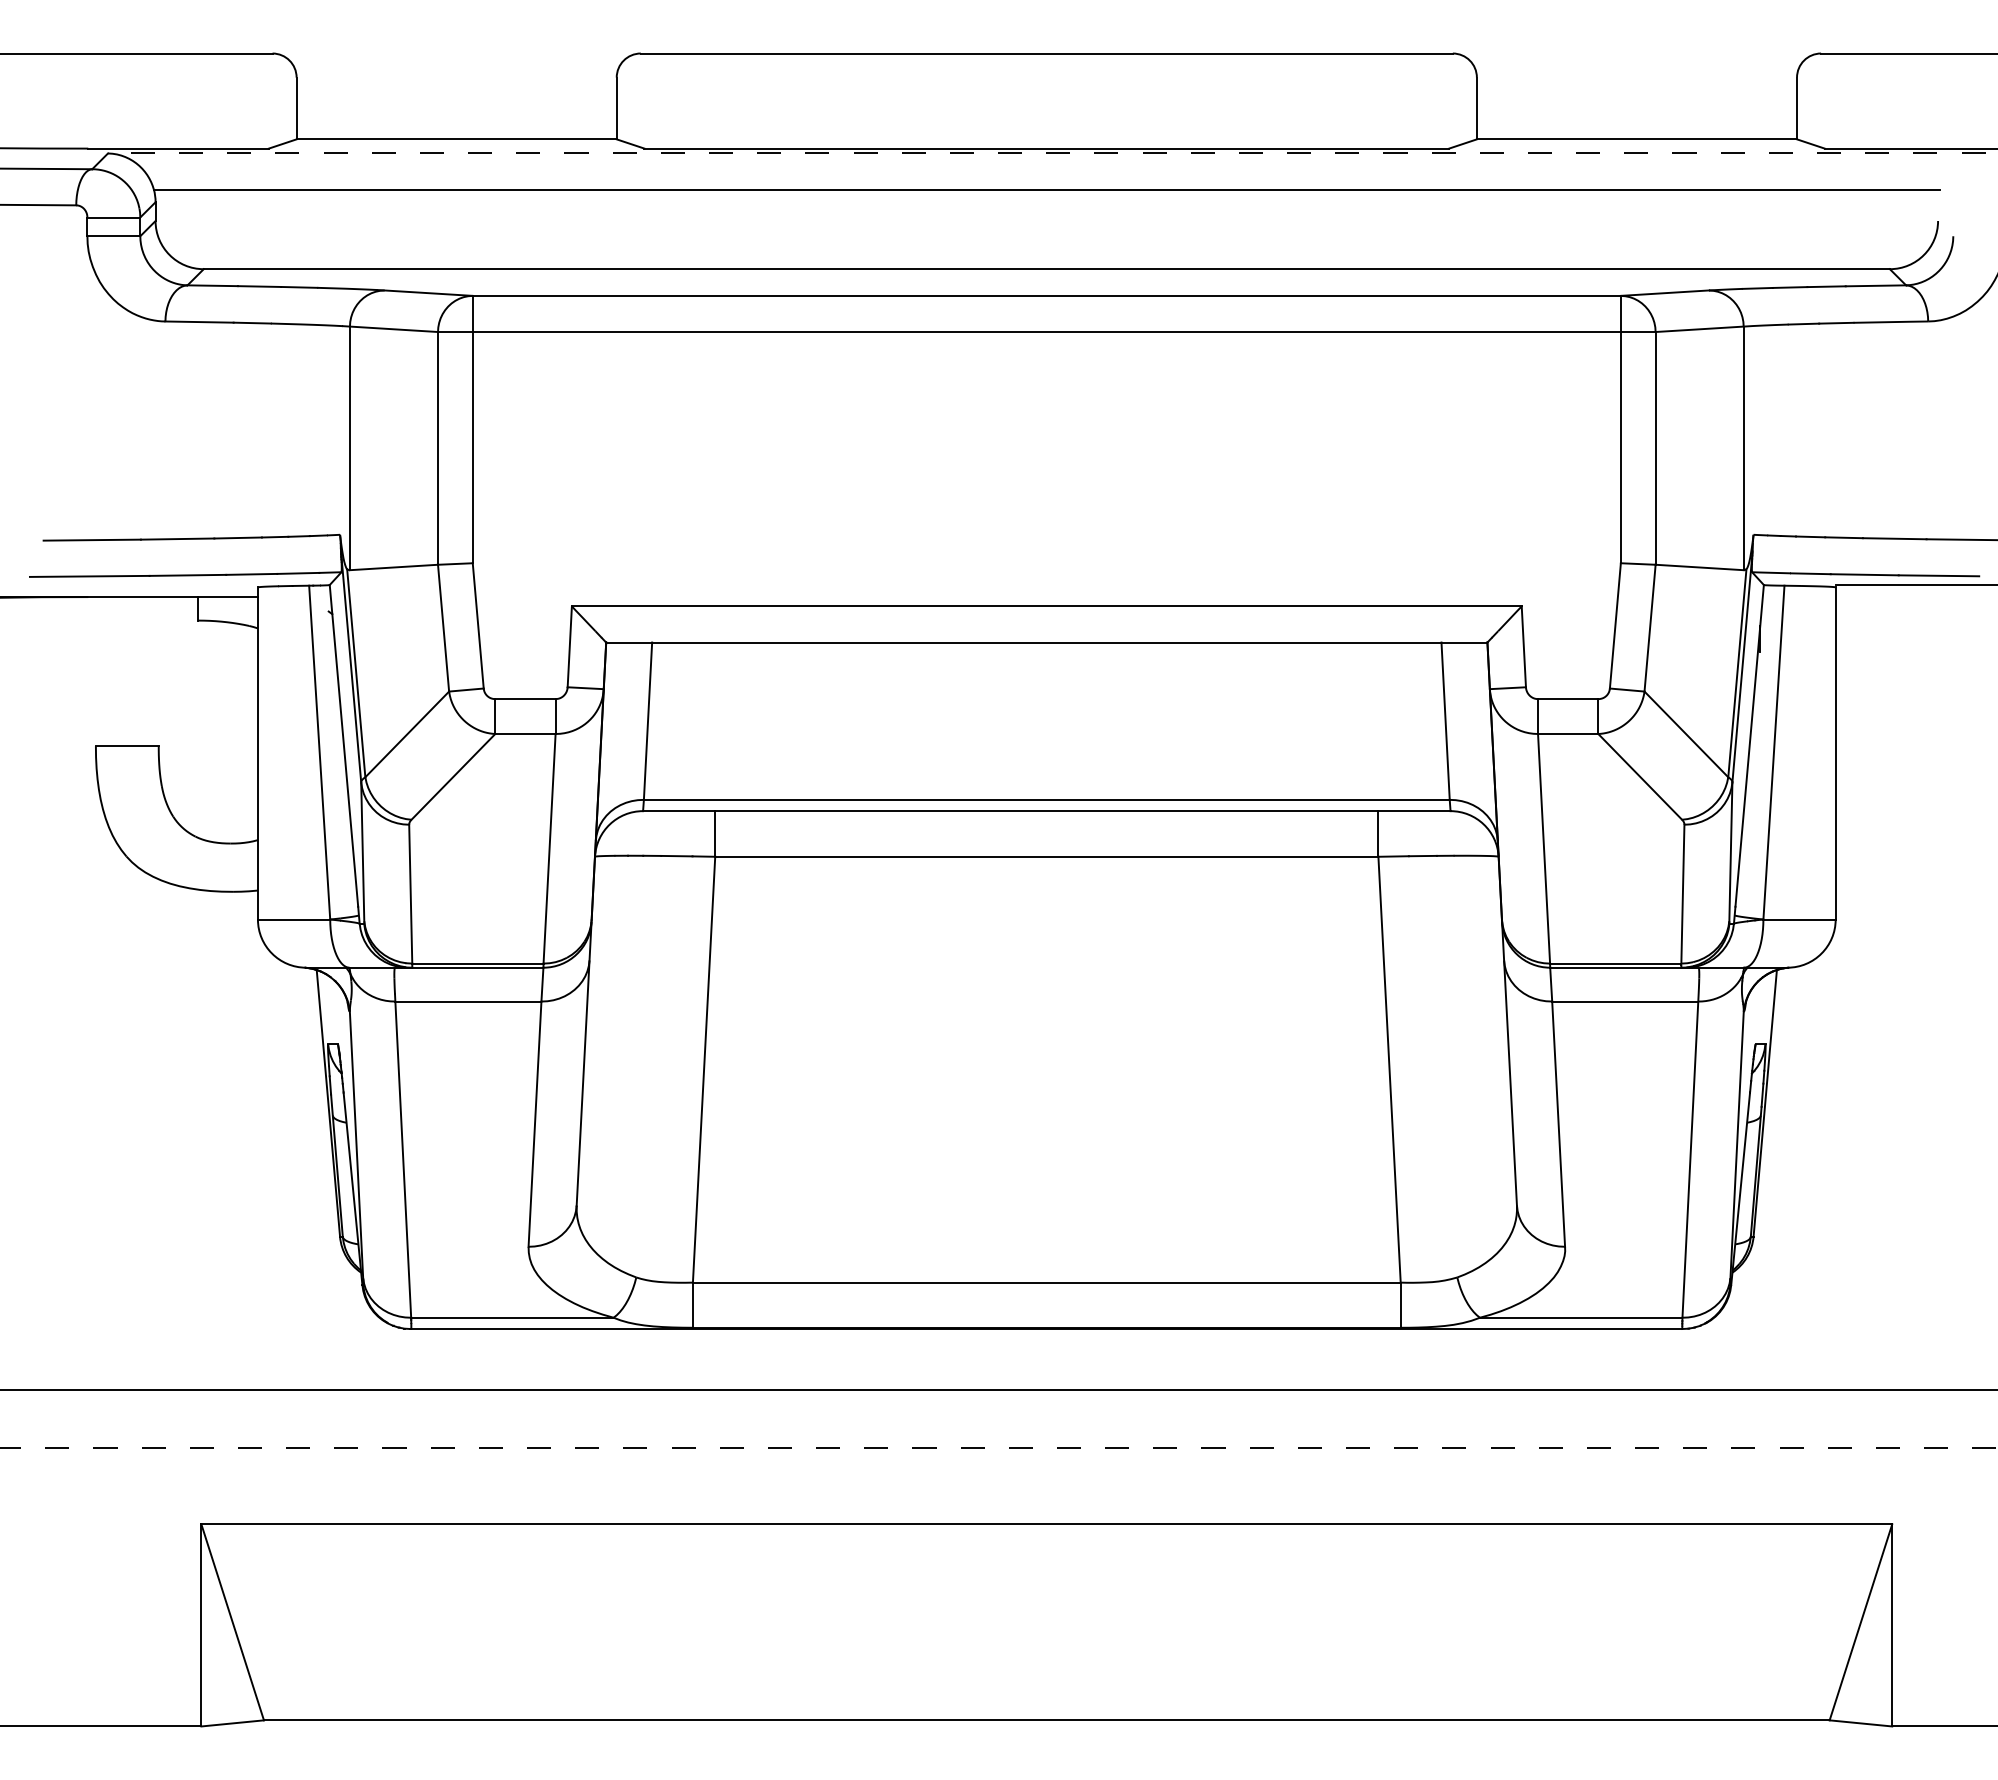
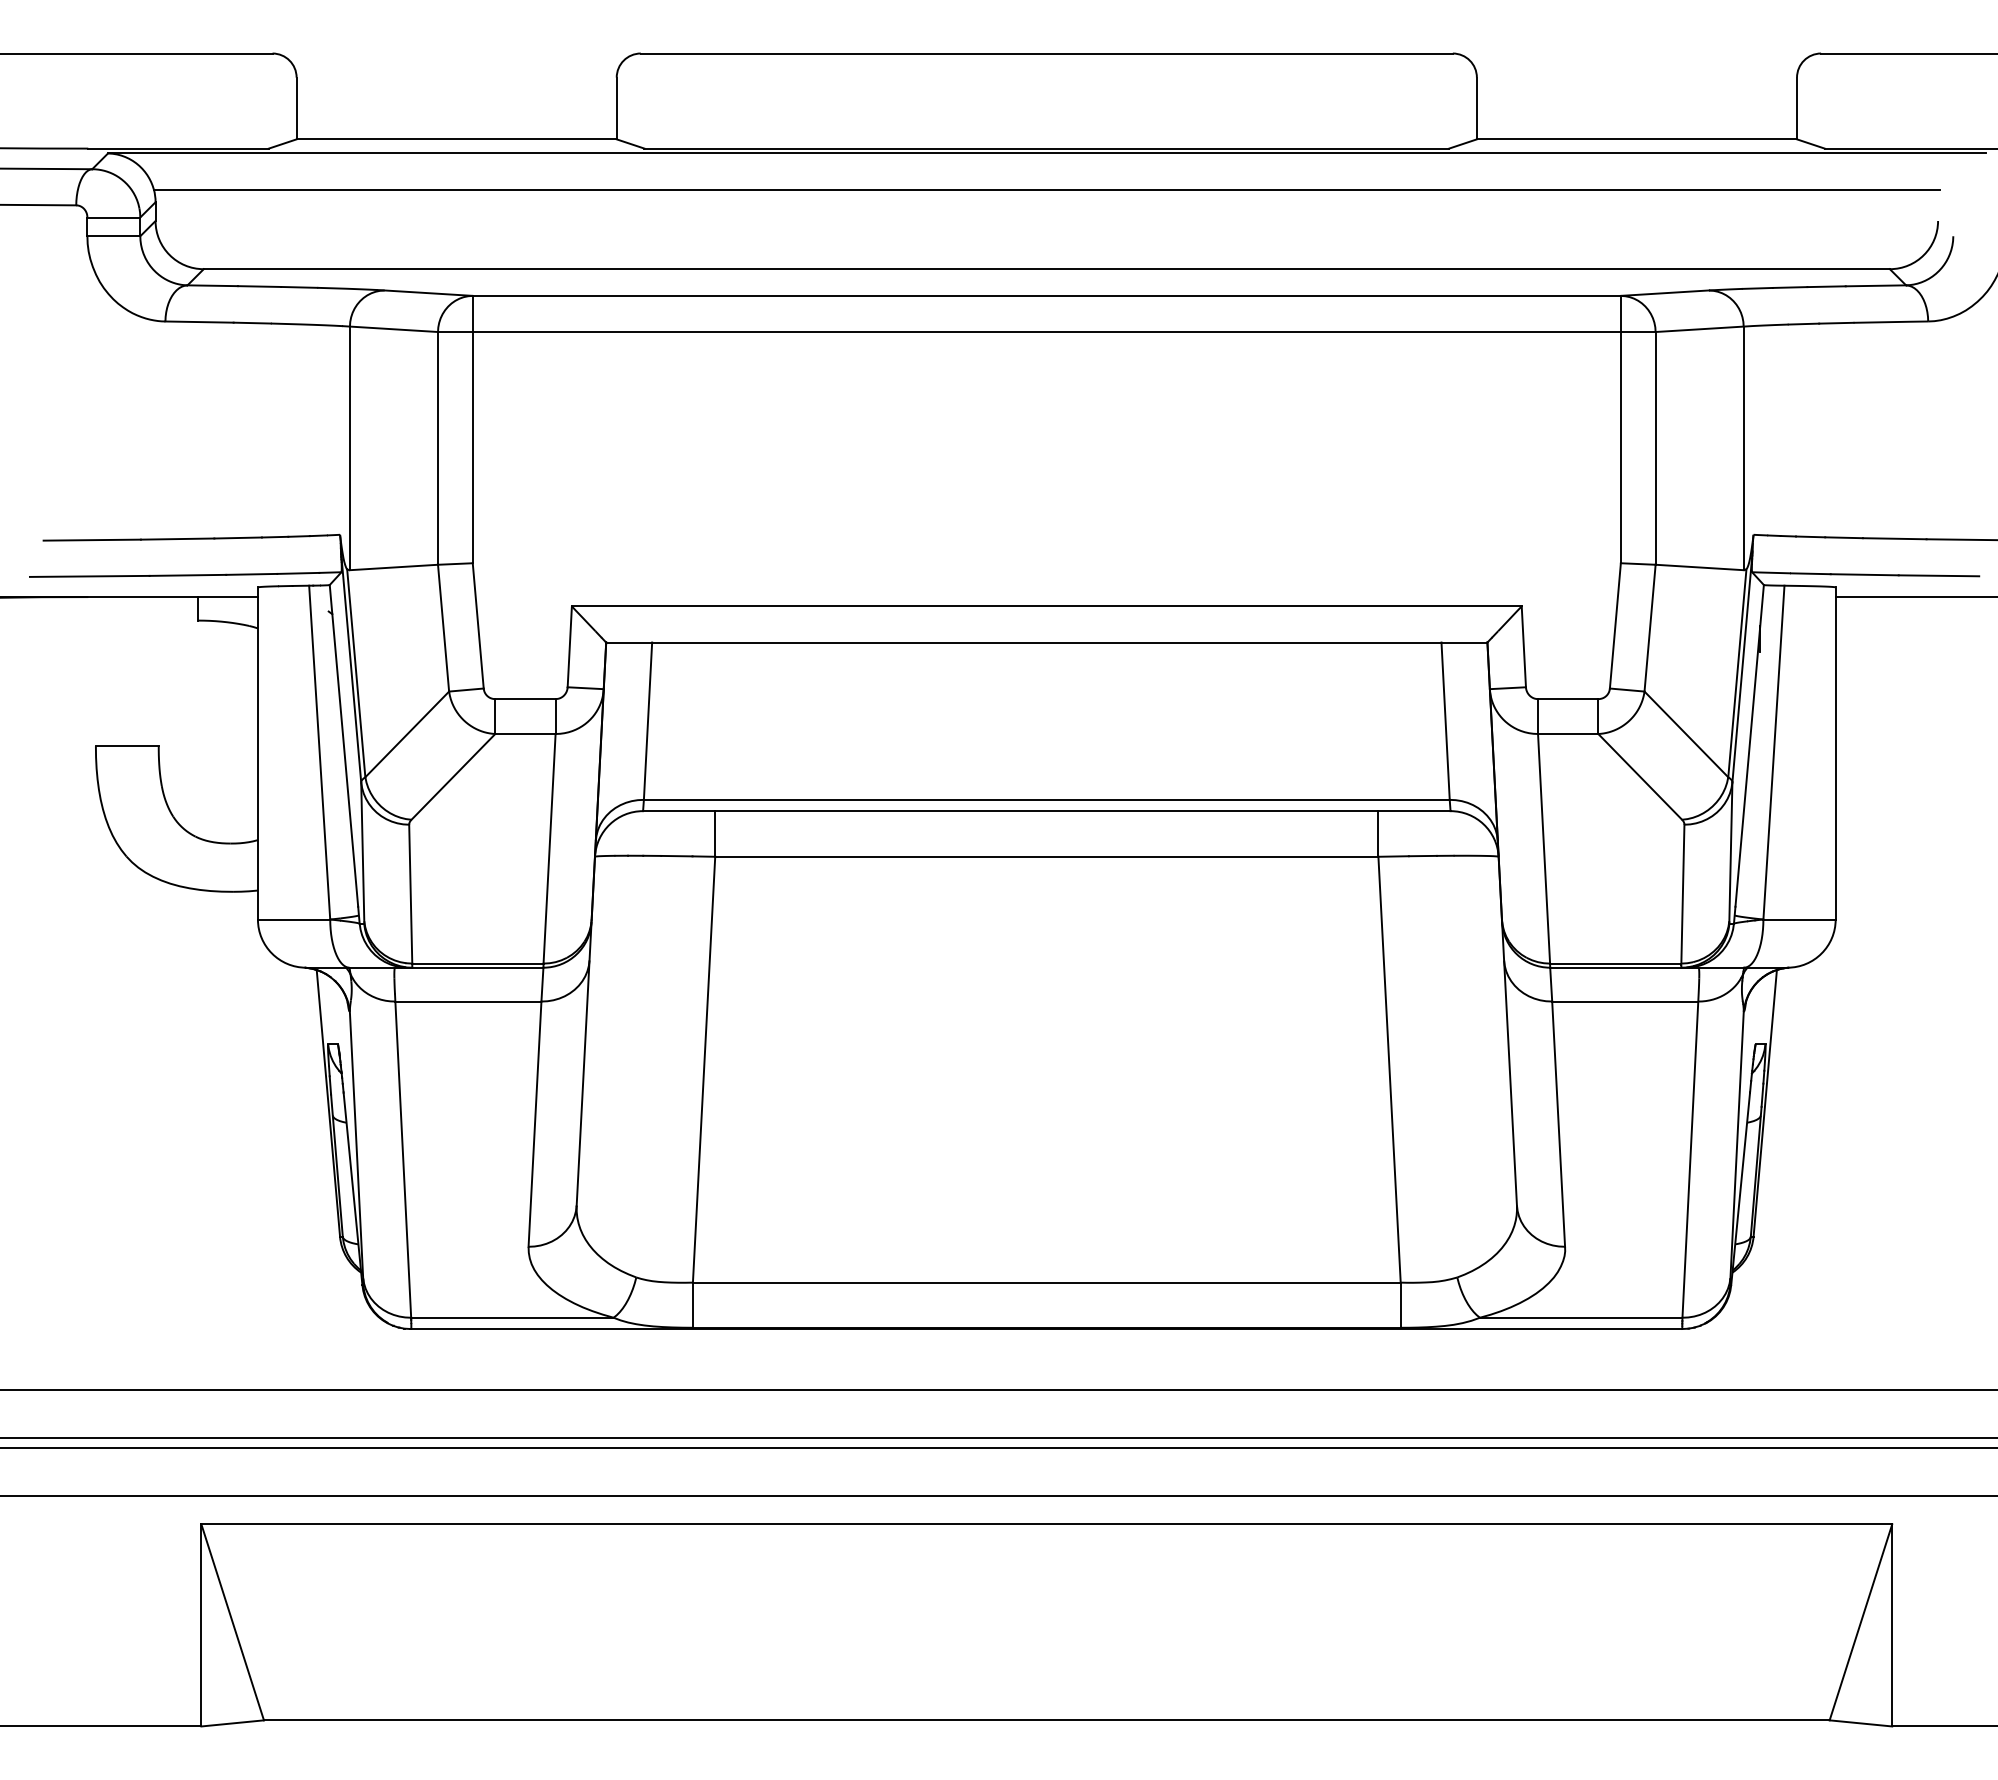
line: dashed -> solid (1046, 153)
line position: (1914, 585) -> (1914, 597) (1914, 597)
line: none -> present (998, 1438)
line: dashed -> solid (998, 1447)
line: none -> present (998, 1495)
